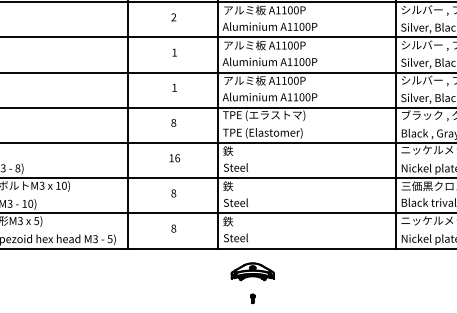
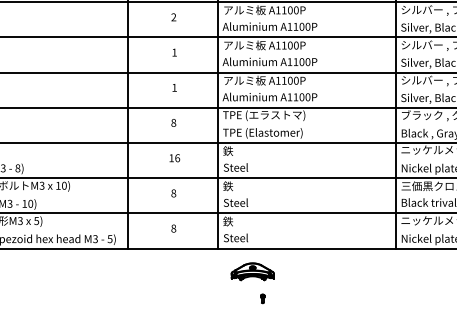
part position: (252, 298) -> (262, 298) (262, 298)
